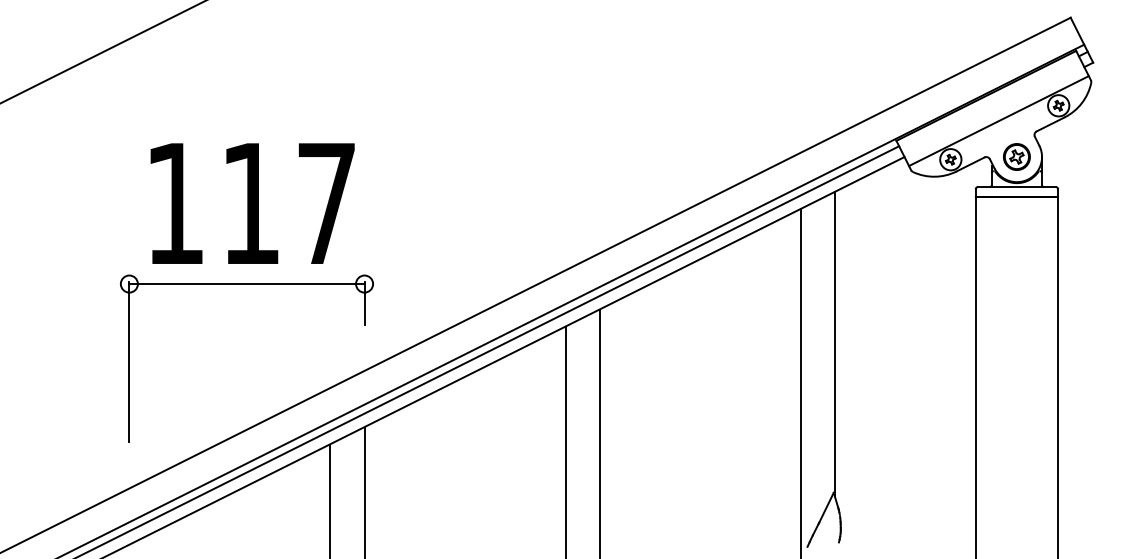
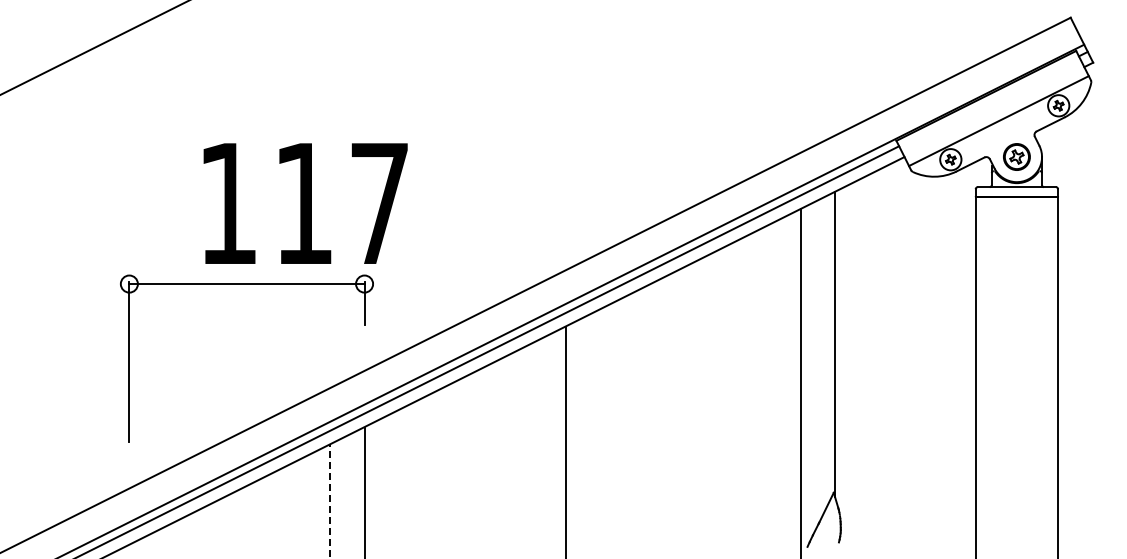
line position: (102, 52) -> (93, 48) (93, 48)
text position: (252, 203) -> (305, 203) (305, 203)
line: present -> none (599, 432)
line: solid -> dashed (330, 501)
